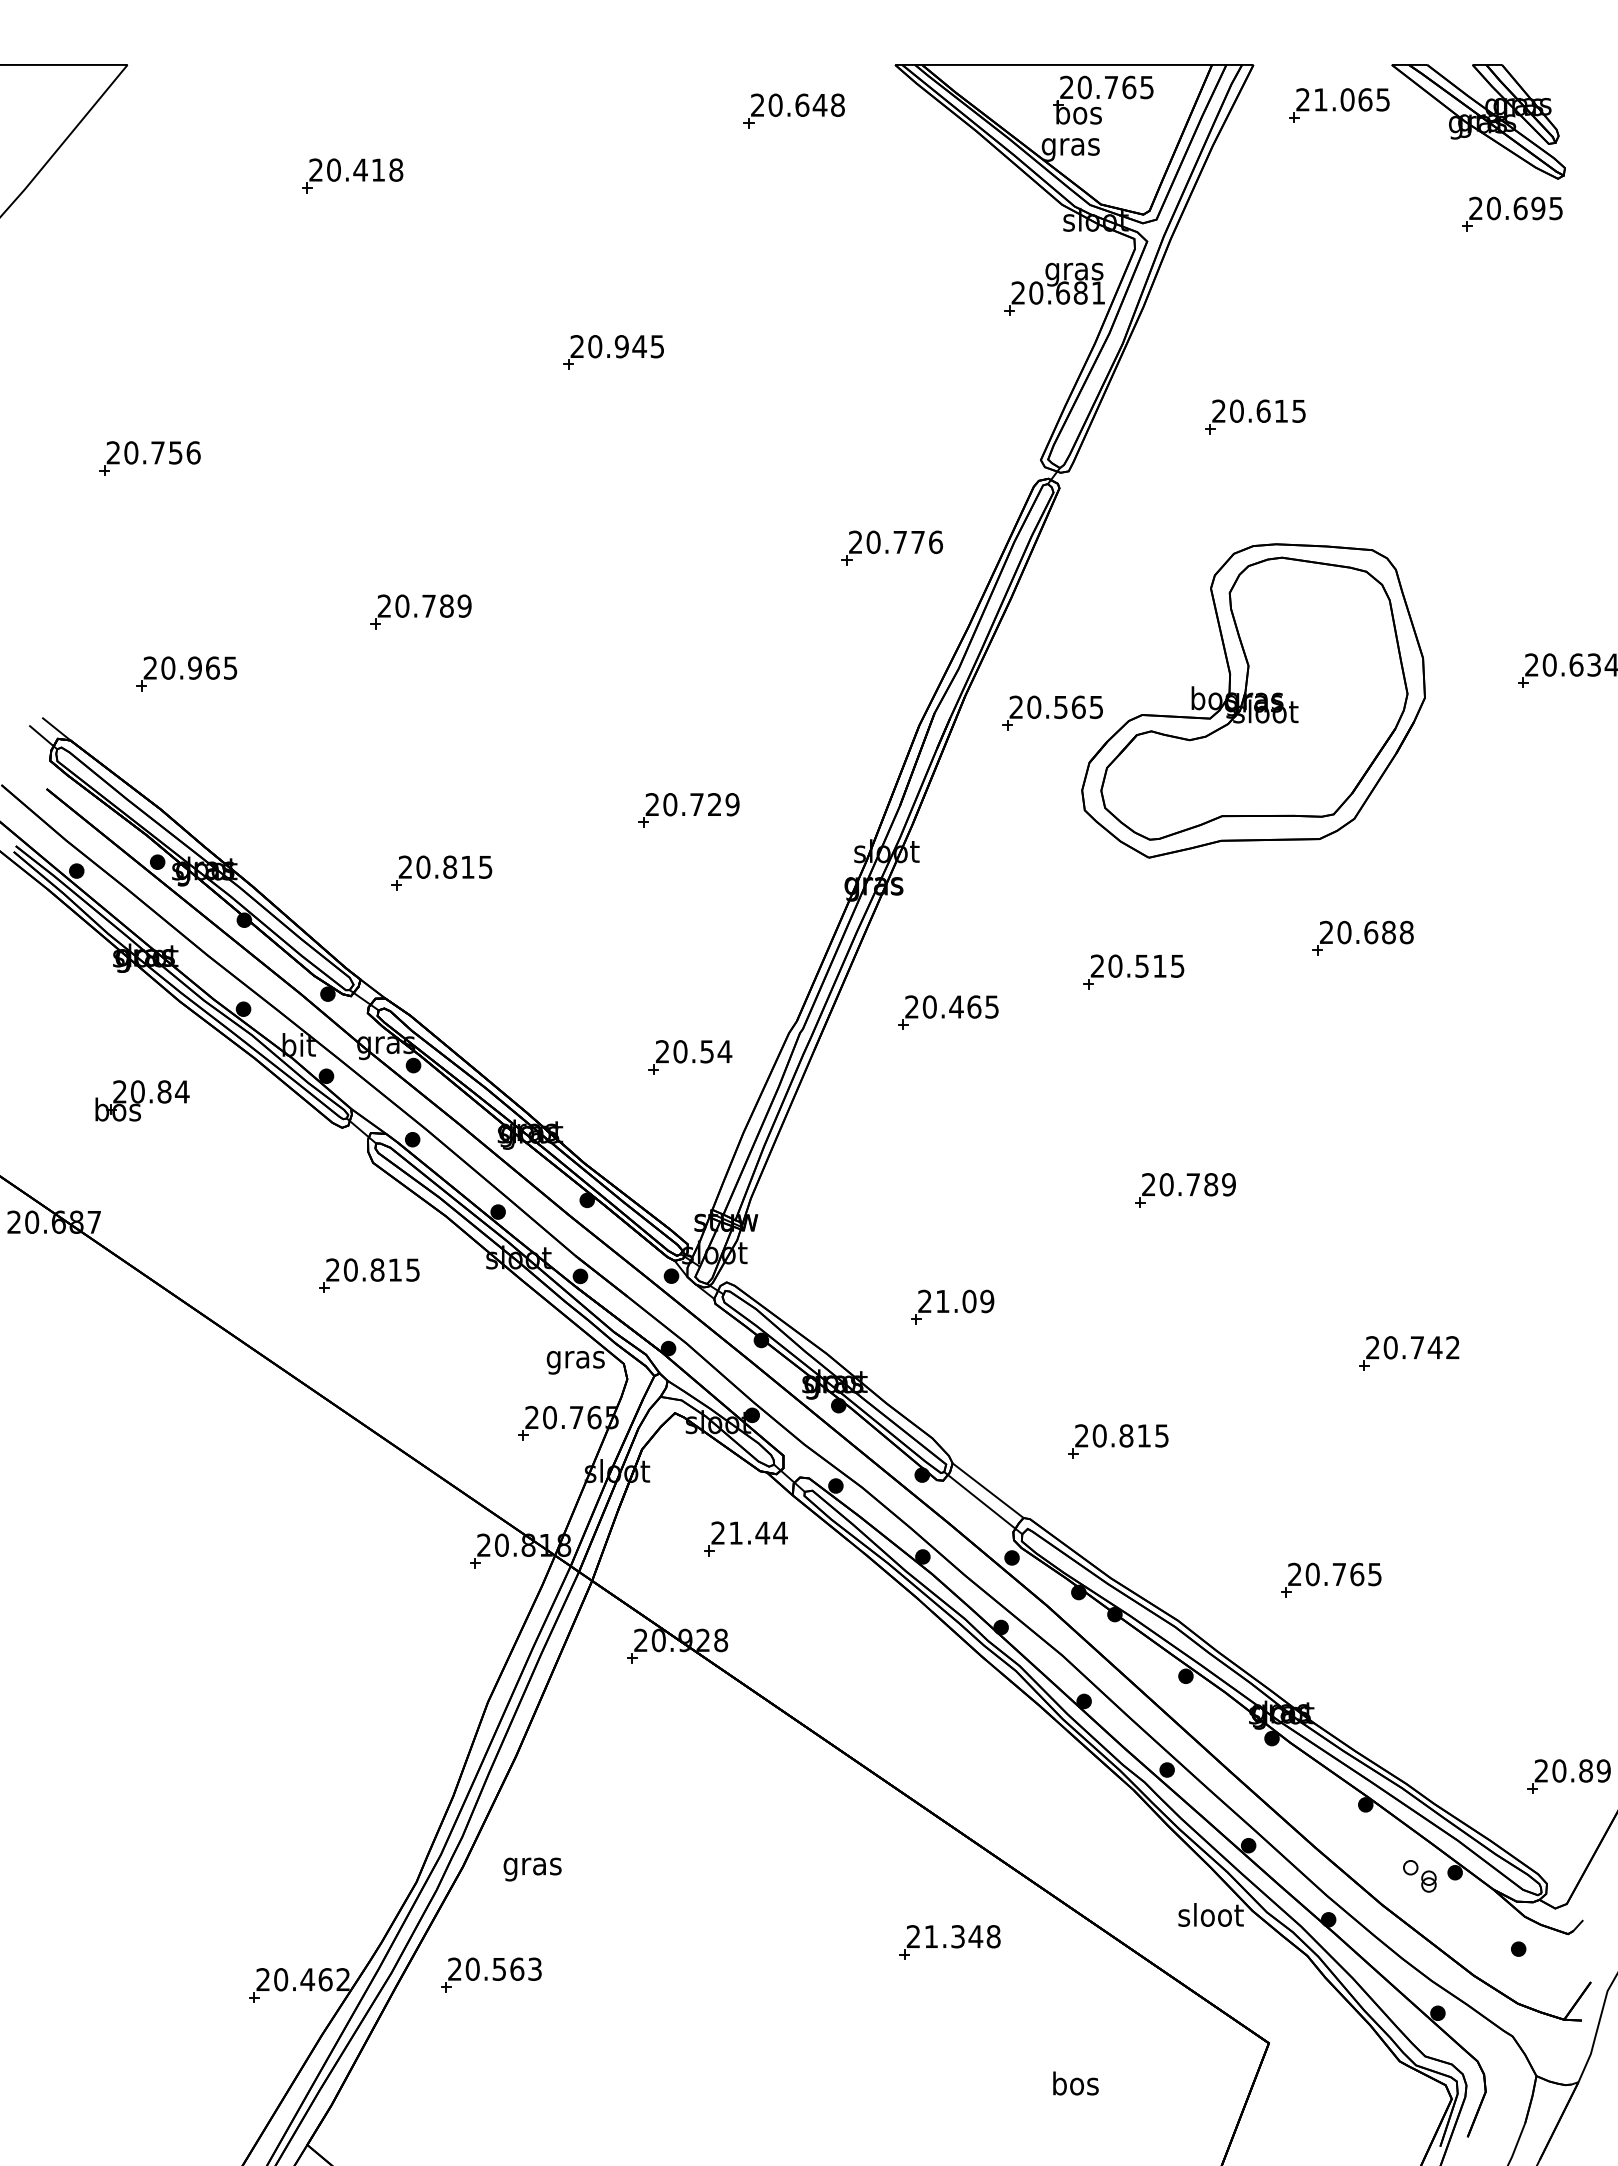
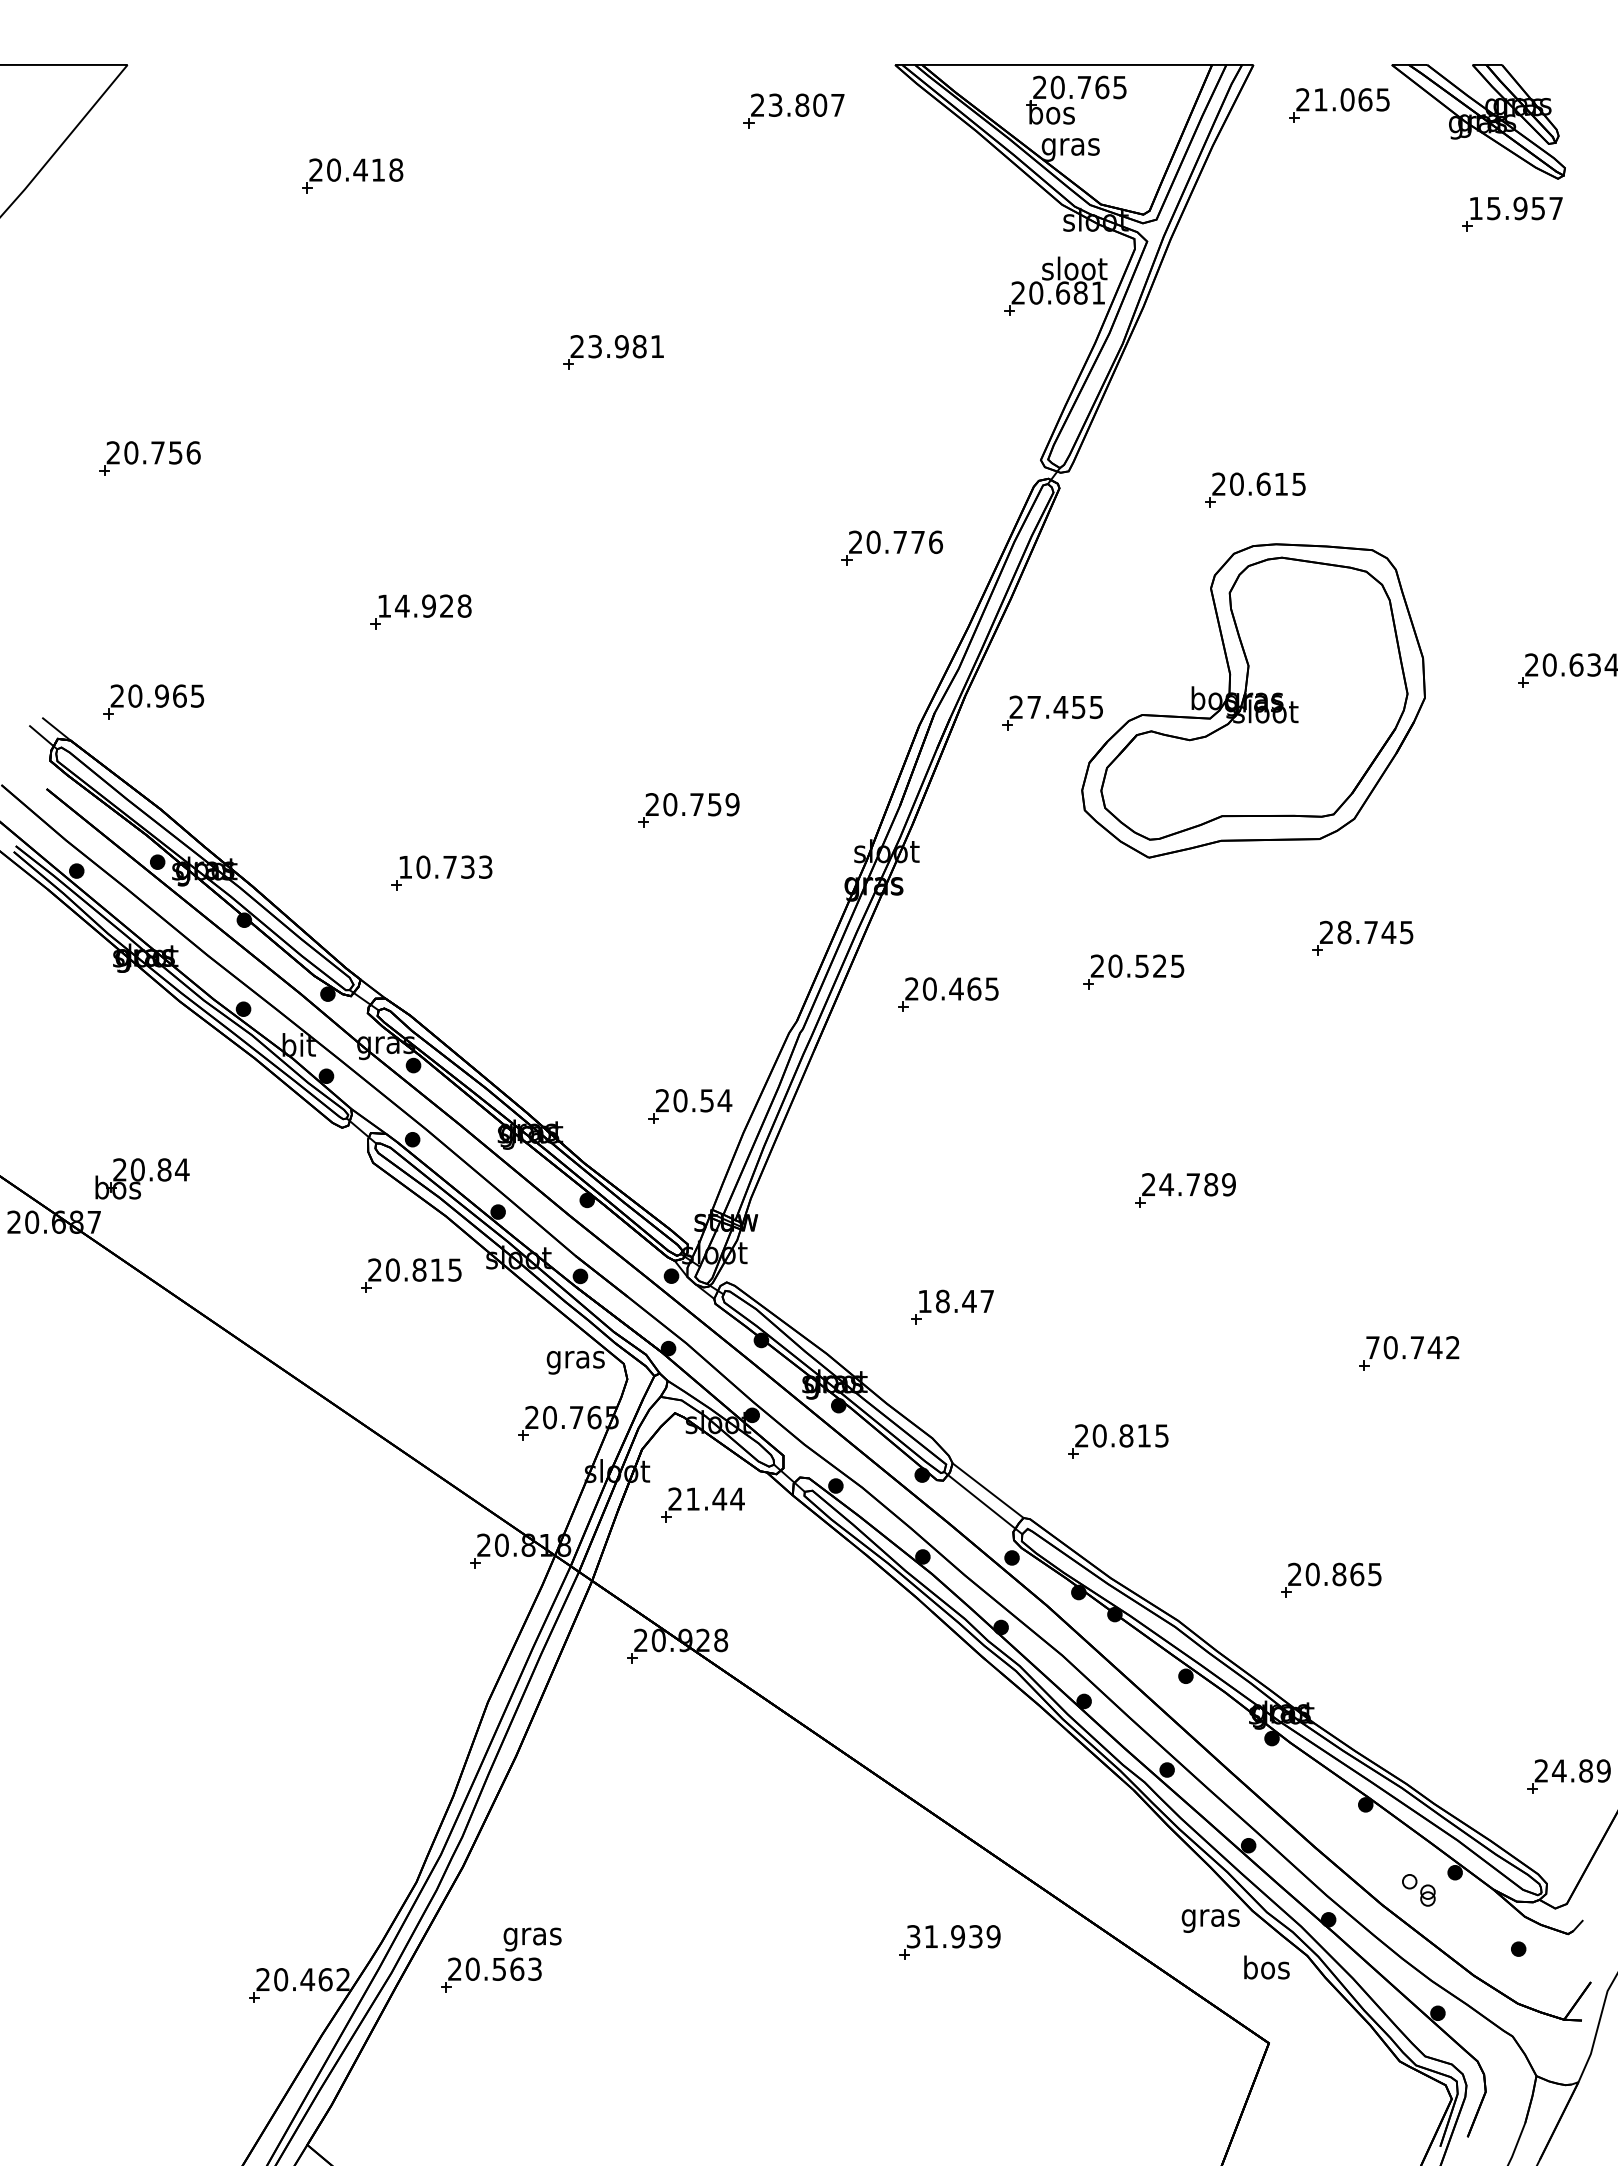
part position: (1103, 99) -> (1076, 99) (1076, 99)
text: 20.648 -> 23.807 (806, 104)
text: 20.695 -> 15.957 (1515, 208)
text: gras -> sloot (1074, 271)
text: 20.945 -> 23.981 (625, 346)
part position: (1255, 416) -> (1255, 489) (1255, 489)
text: 20.789 -> 14.928 (424, 605)
part position: (186, 673) -> (153, 701) (153, 701)
text: 20.565 -> 27.455 (1056, 707)
text: 20.729 -> 20.759 (714, 804)
text: 20.815 -> 10.733 (445, 866)
text: 20.688 -> 28.745 (1375, 932)
text: 20.515 -> 20.525 (1159, 965)
part position: (948, 1012) -> (948, 994) (948, 994)
part position: (690, 1057) -> (690, 1106) (690, 1106)
part position: (142, 1100) -> (142, 1178) (142, 1178)
text: 20.789 -> 24.789 (1166, 1184)
part position: (369, 1275) -> (411, 1275) (411, 1275)
text: 21.09 -> 18.47 (956, 1301)
text: 20.742 -> 70.742 (1372, 1347)
part position: (745, 1538) -> (702, 1504) (702, 1504)
text: 20.765 -> 20.865 (1339, 1574)
text: 20.89 -> 24.89 (1559, 1770)
text position: (532, 1869) -> (532, 1939) (532, 1939)
part position: (1419, 1876) -> (1418, 1890) (1418, 1890)
text: sloot -> gras (1210, 1917)
text: 21.348 -> 31.939 (953, 1936)
text position: (1075, 2083) -> (1266, 1967) (1266, 1967)
